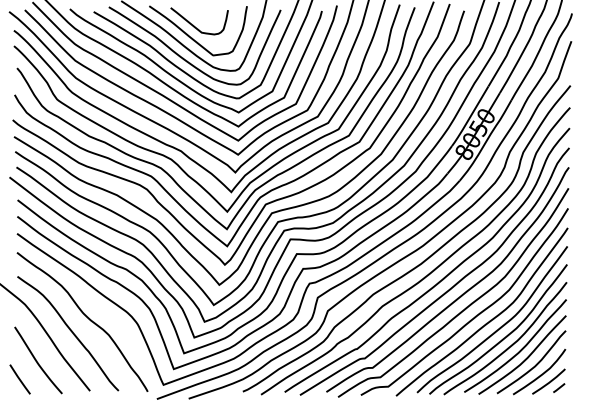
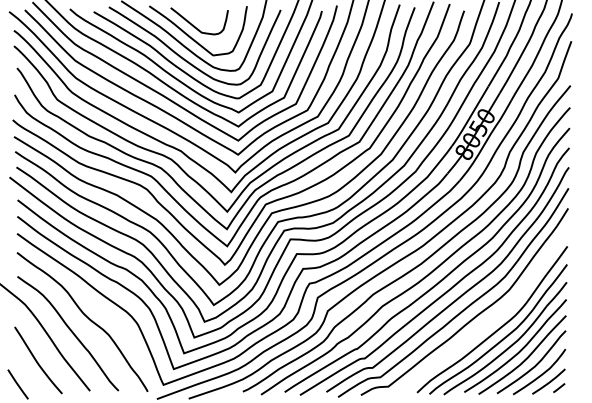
curve: present -> none (490, 319)
line position: (19, 379) -> (17, 384) (17, 384)
